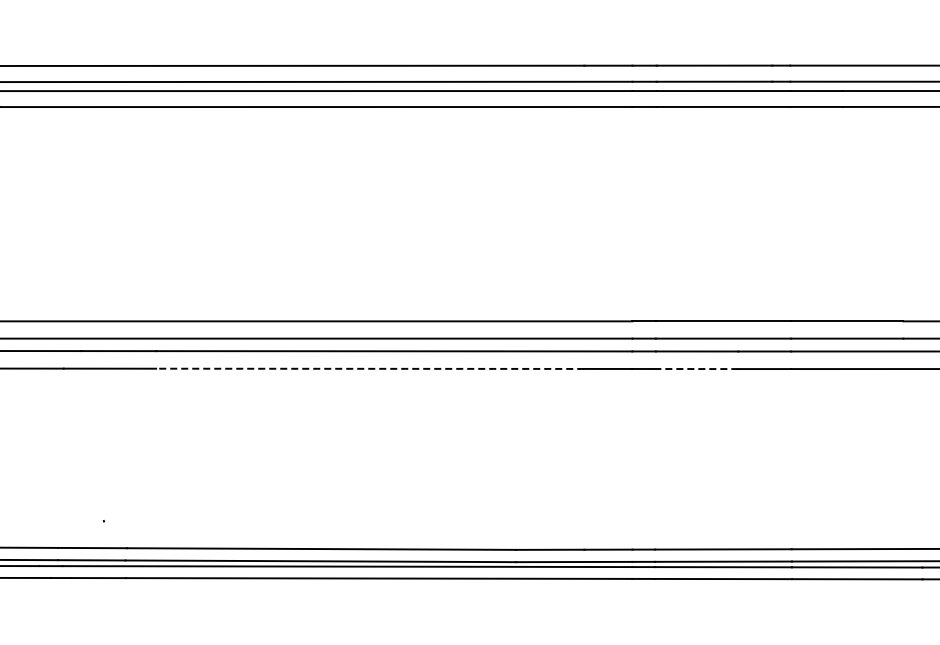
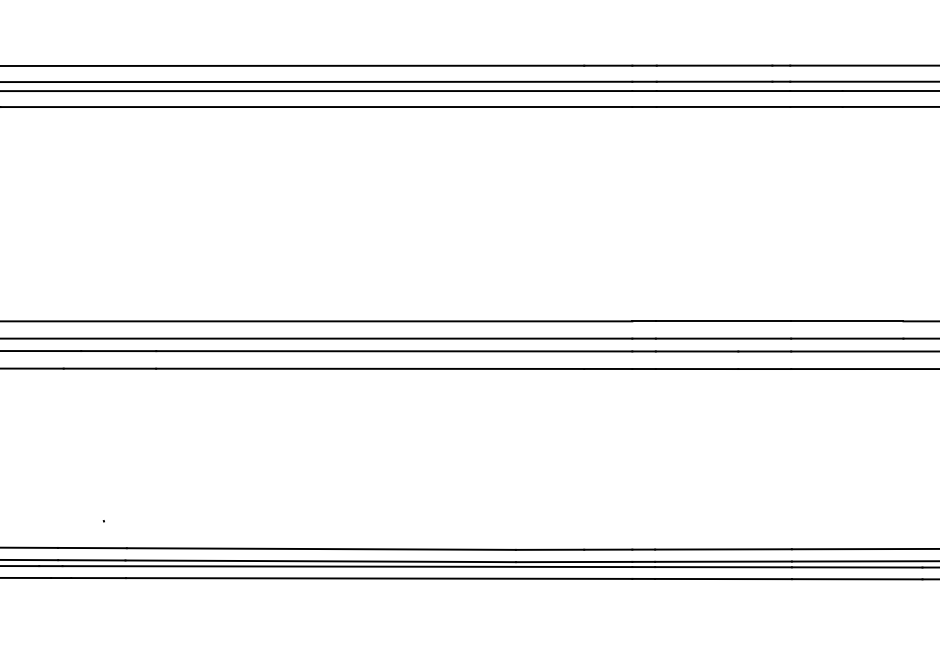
line: dashed -> solid (369, 368)
line: dashed -> solid (696, 369)
